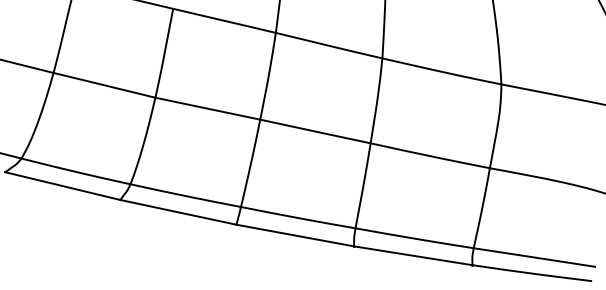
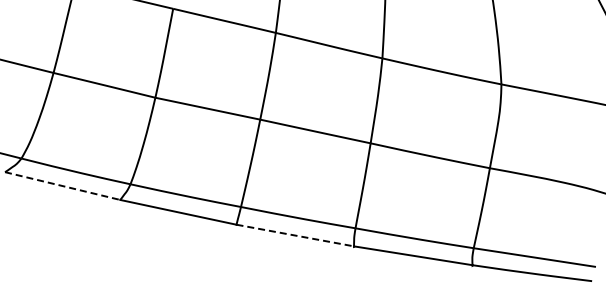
line: solid -> dashed (63, 186)
line: solid -> dashed (295, 235)
